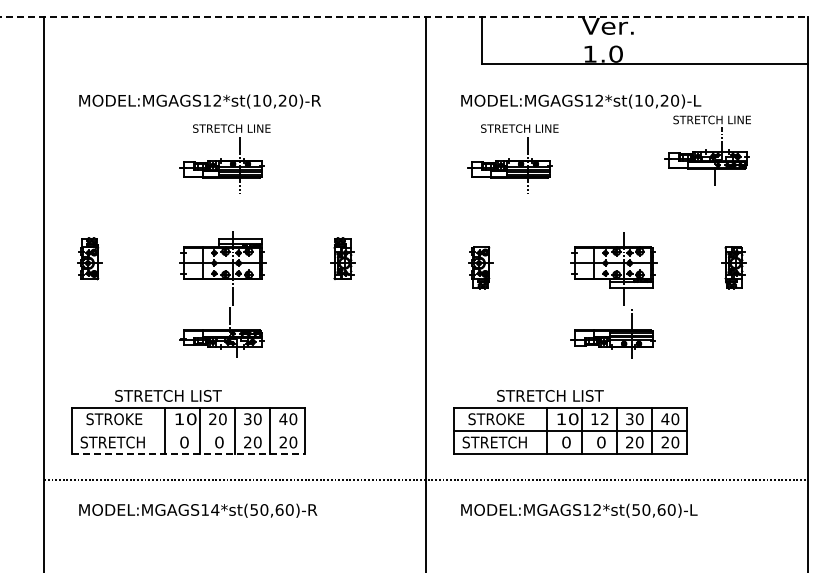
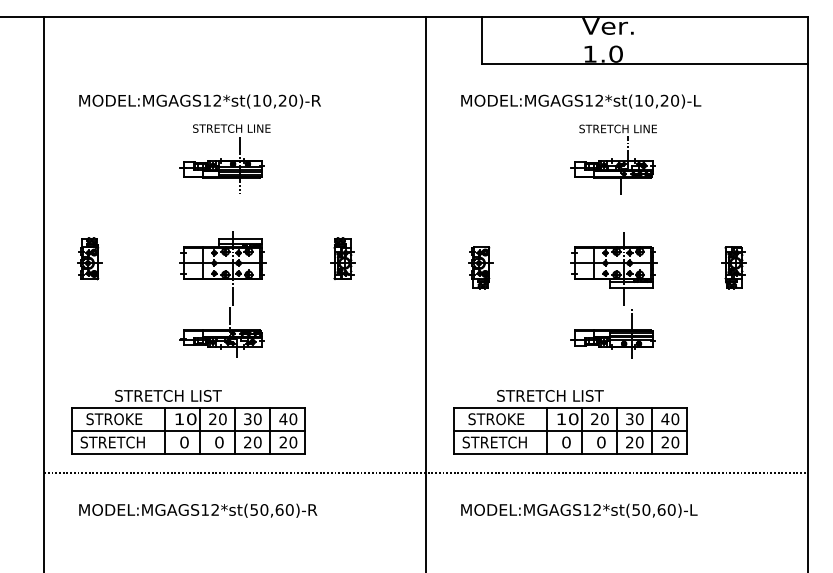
line: dashed -> solid (404, 17)
part position: (707, 150) -> (613, 159) (613, 159)
part: present -> none (512, 158)
text: 12 -> 20 (599, 419)
line: none -> present (187, 430)
line: dashed -> solid (188, 454)
line position: (426, 479) -> (426, 472) (426, 472)
text: MODEL:MGAGS14*st(50,60)-R -> MODEL:MGAGS12*st(50,60)-R (215, 509)
